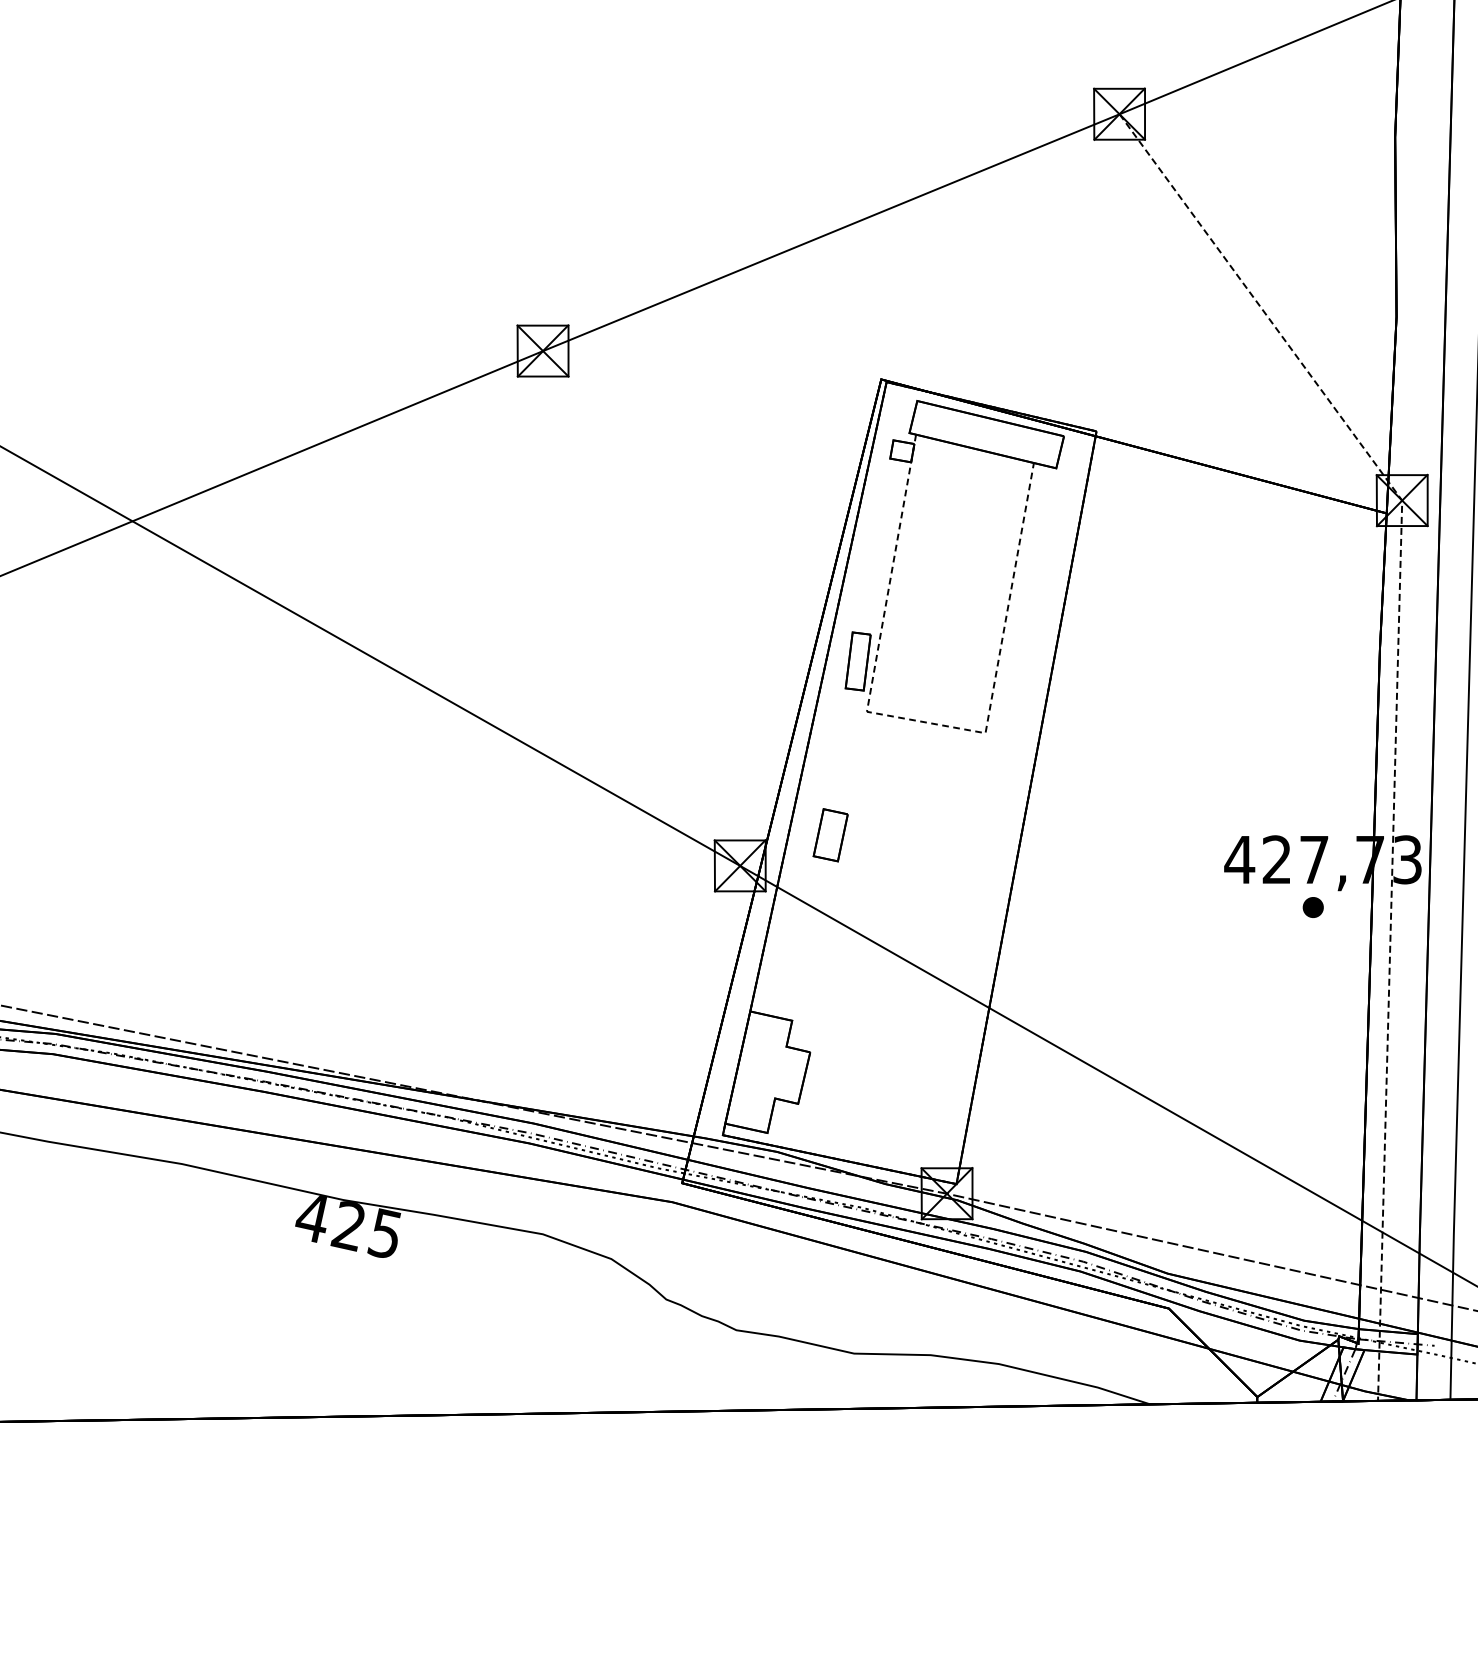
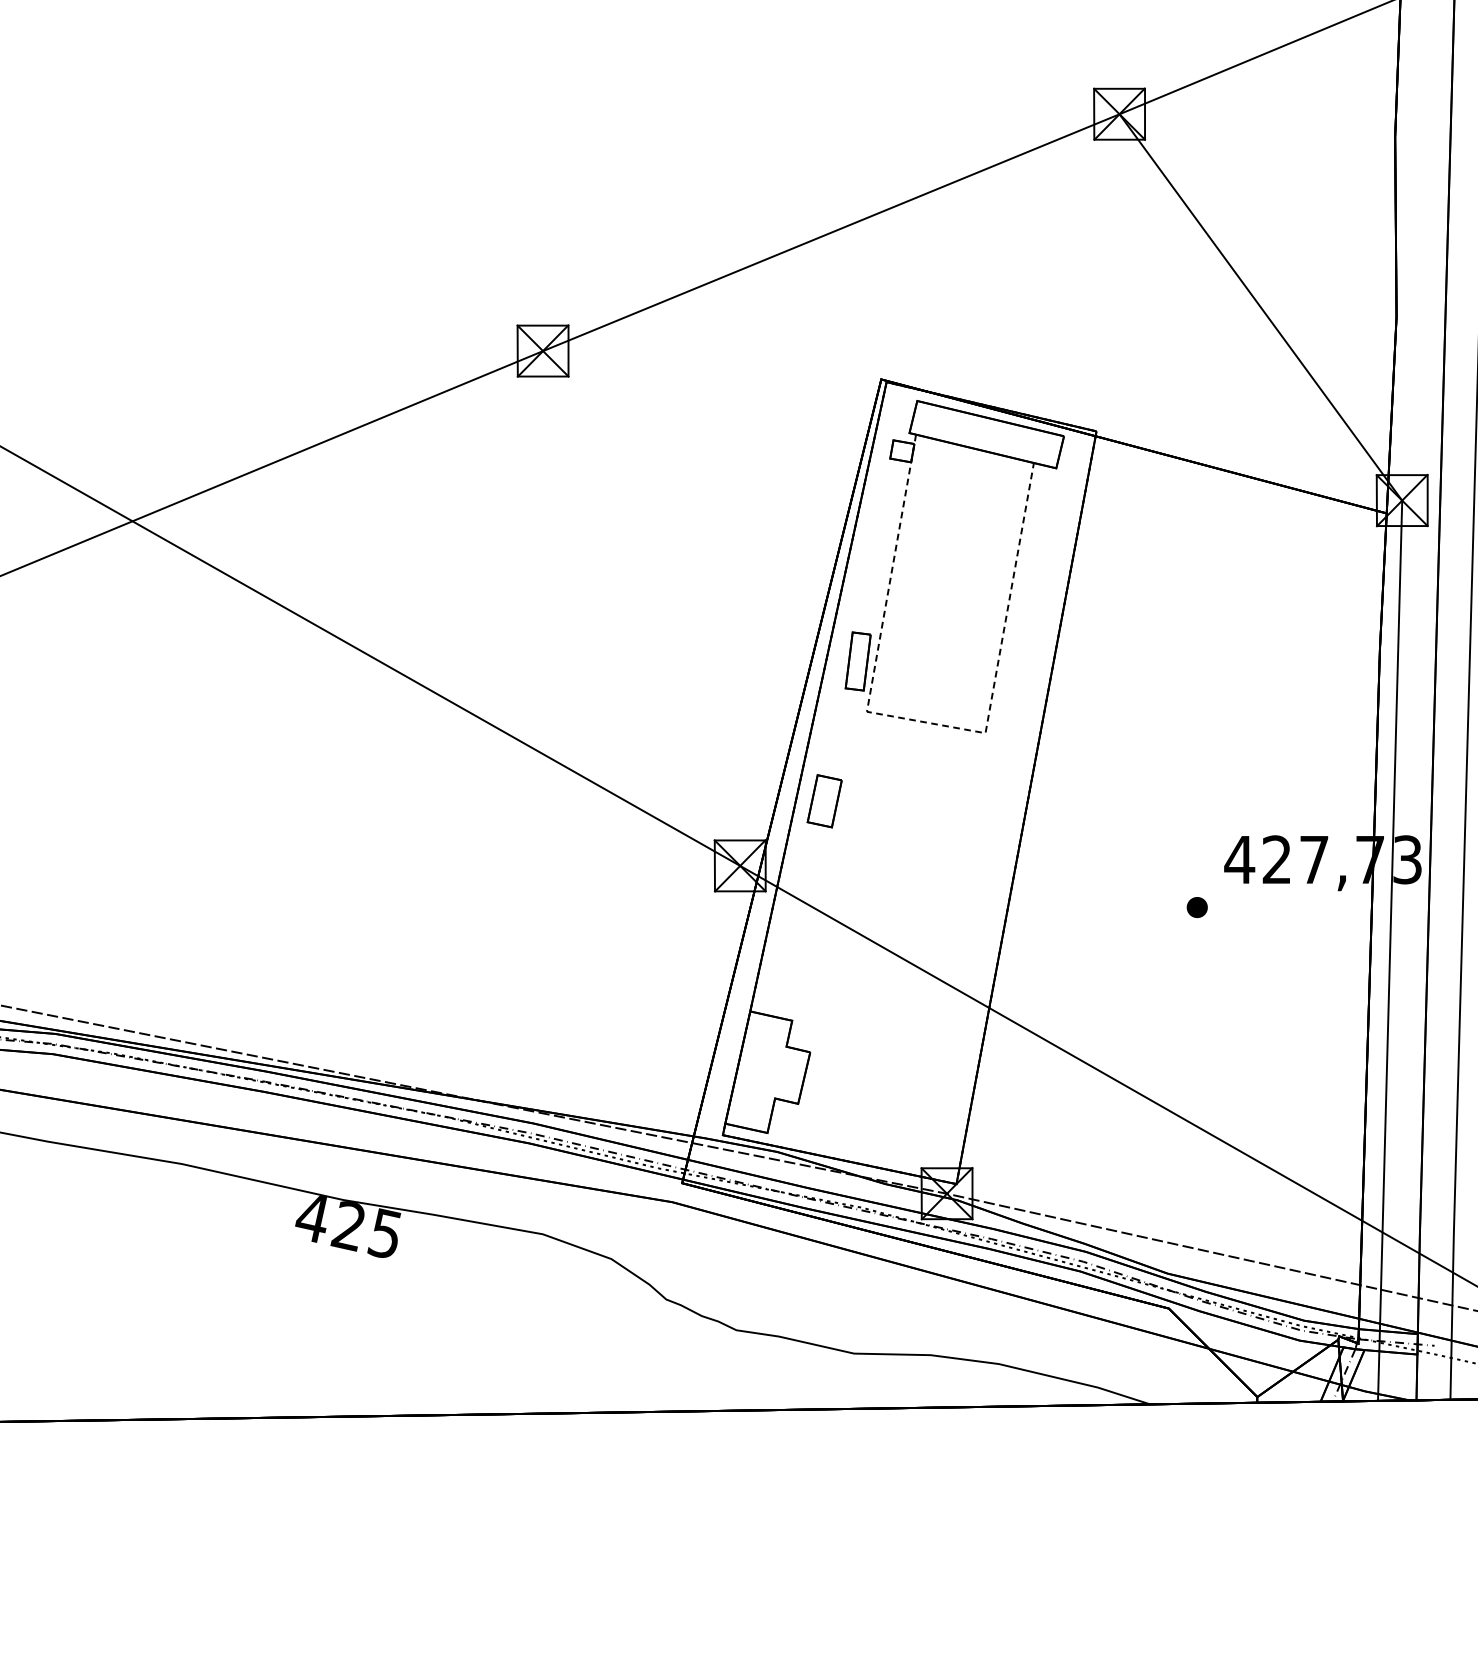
line: dashed -> solid (1396, 711)
part position: (830, 835) -> (824, 801) (824, 801)
part position: (1312, 907) -> (1196, 907) (1196, 907)
